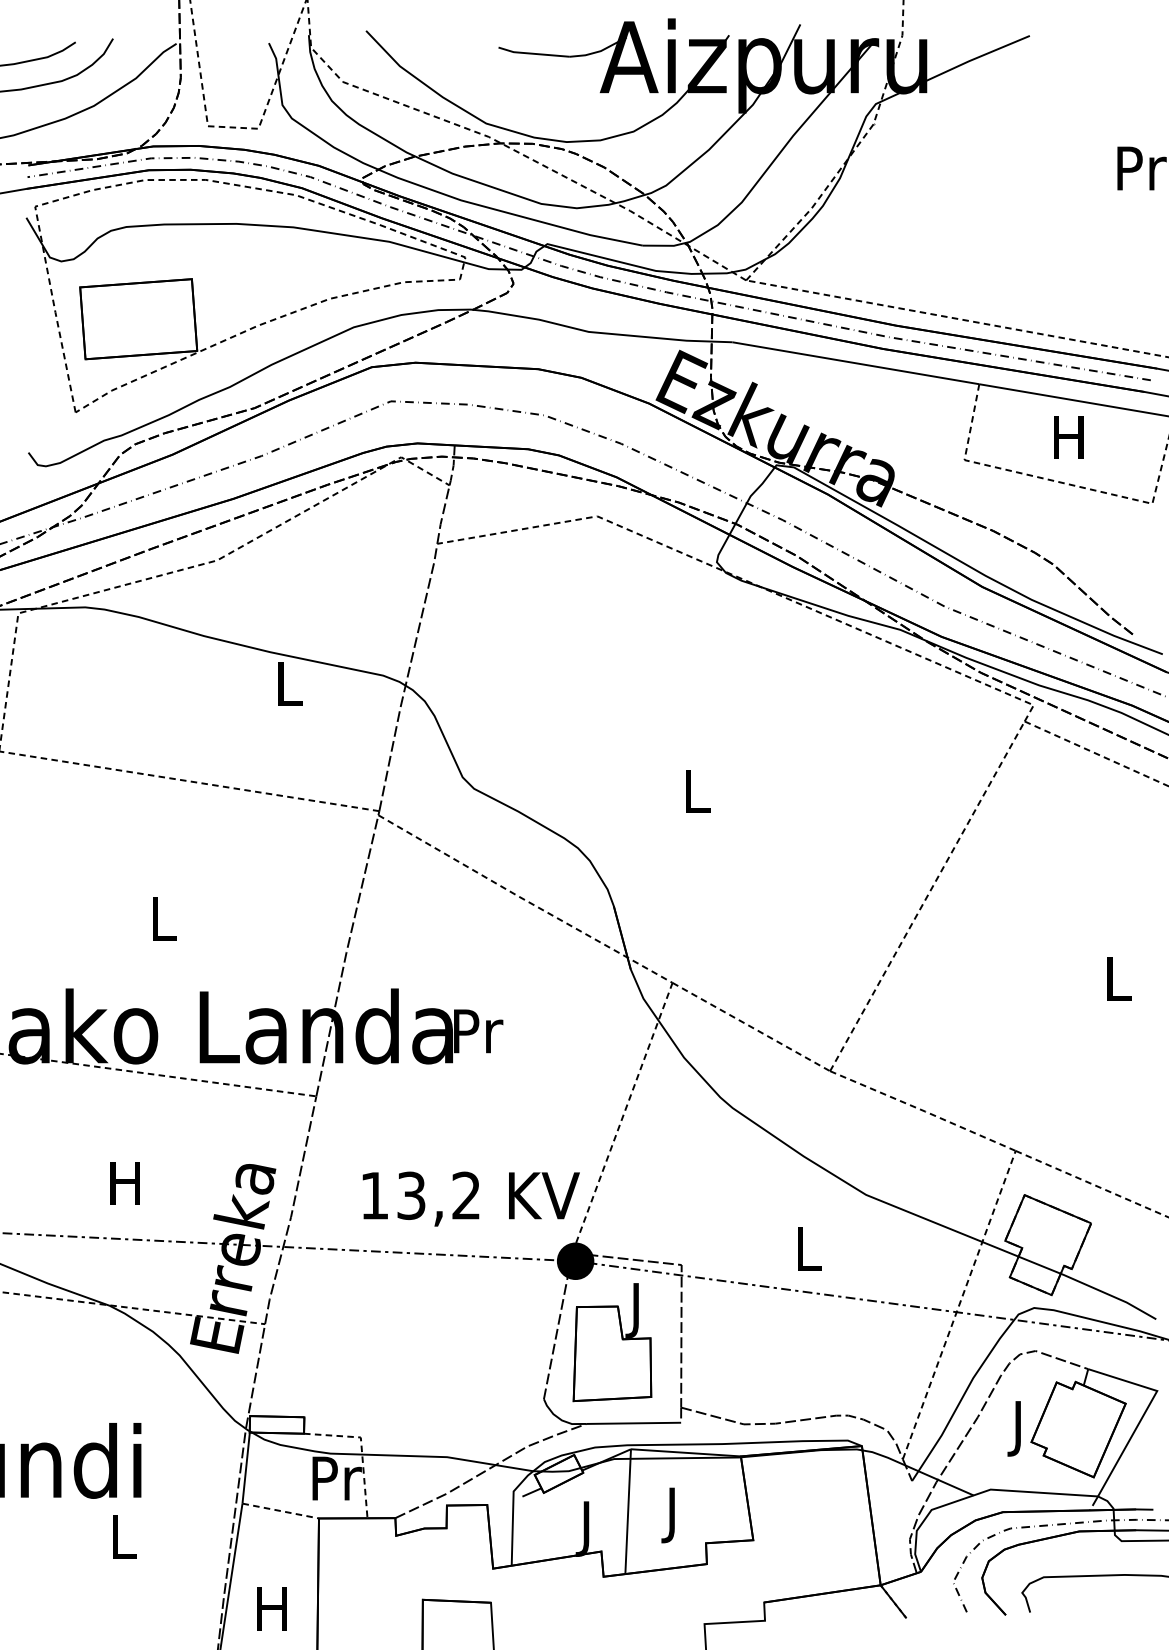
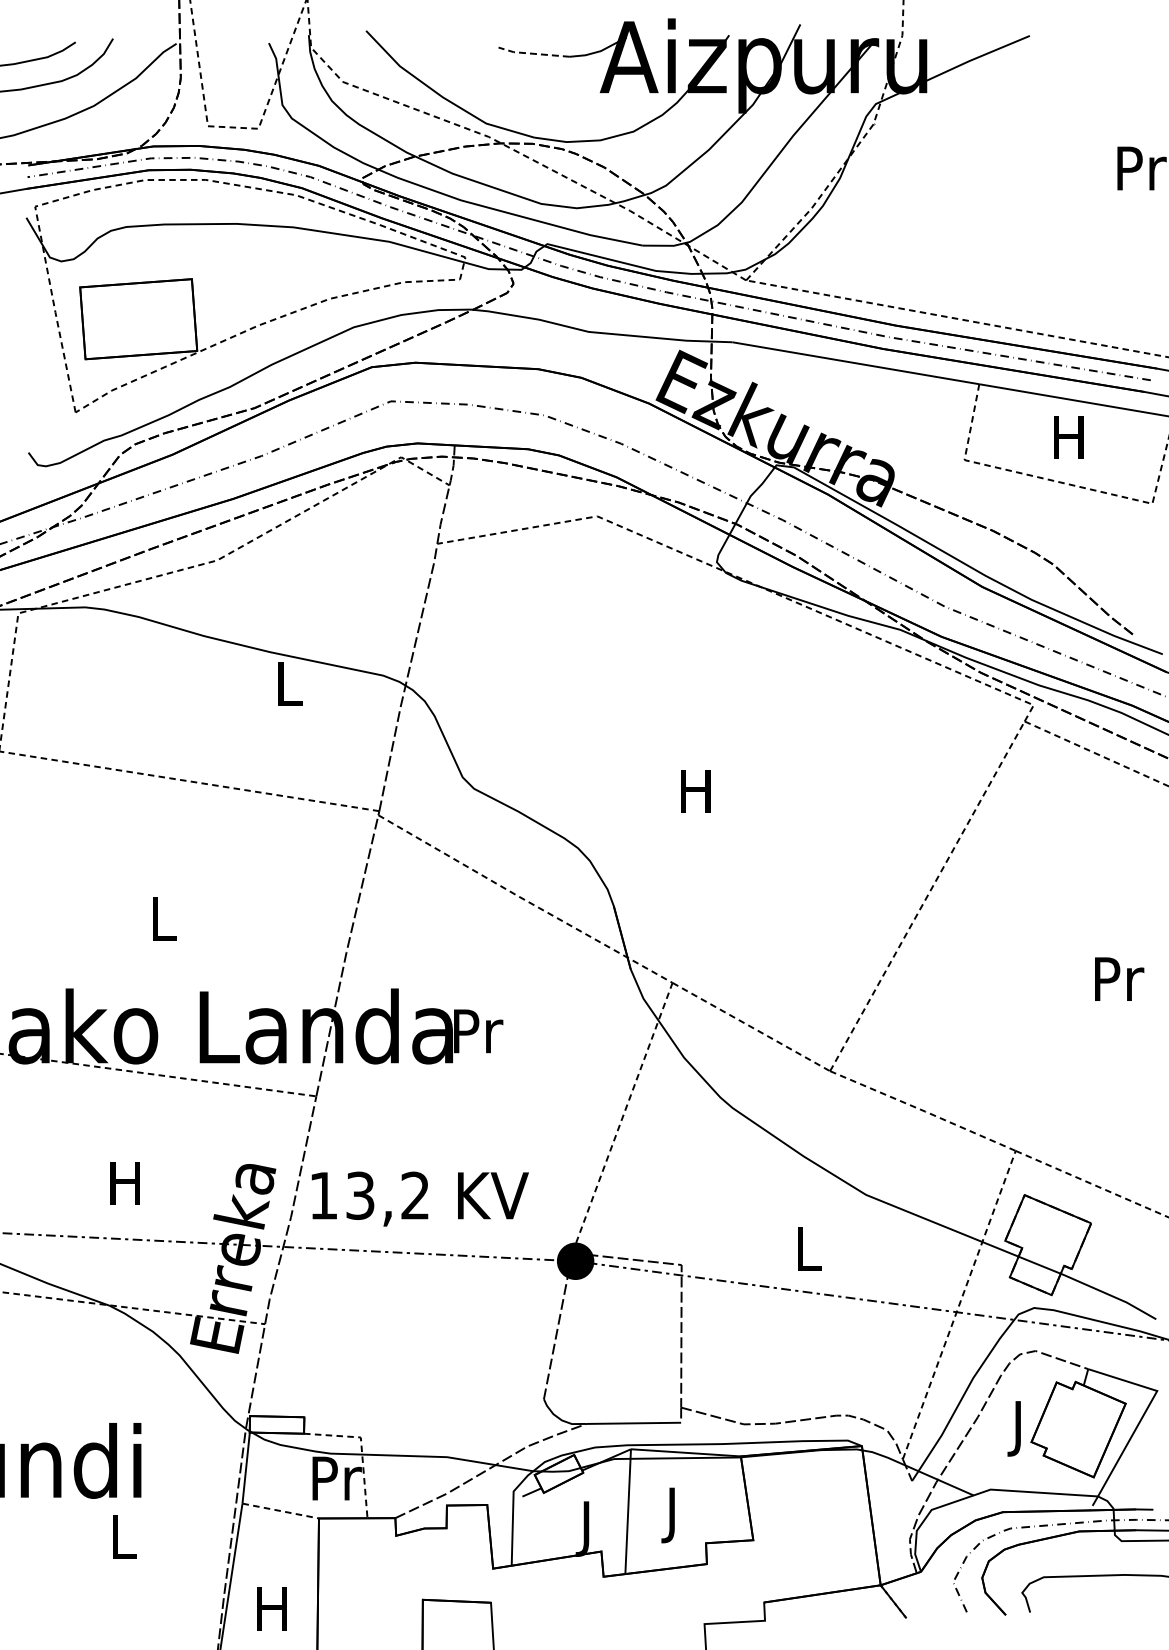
line: solid -> dashed (533, 53)
text: L -> H (695, 791)
text: L -> Pr (1119, 978)
text position: (470, 1198) -> (419, 1198) (419, 1198)
part: present -> none (612, 1342)
